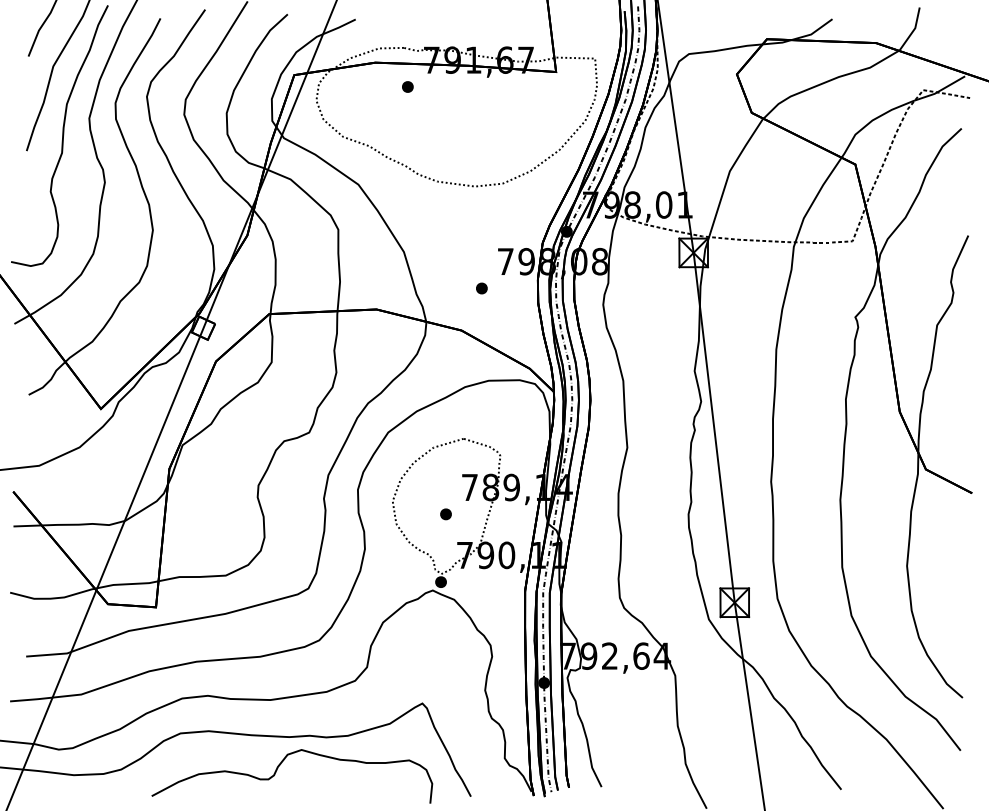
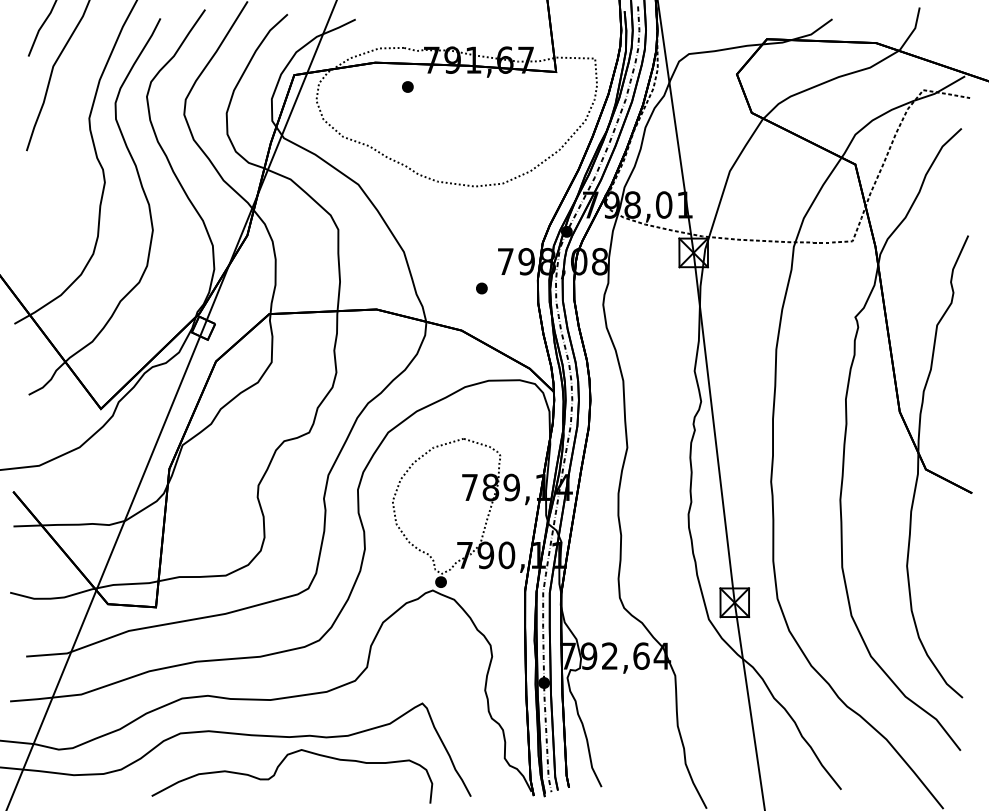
curve: present -> none (62, 135)
part: present -> none (445, 514)
